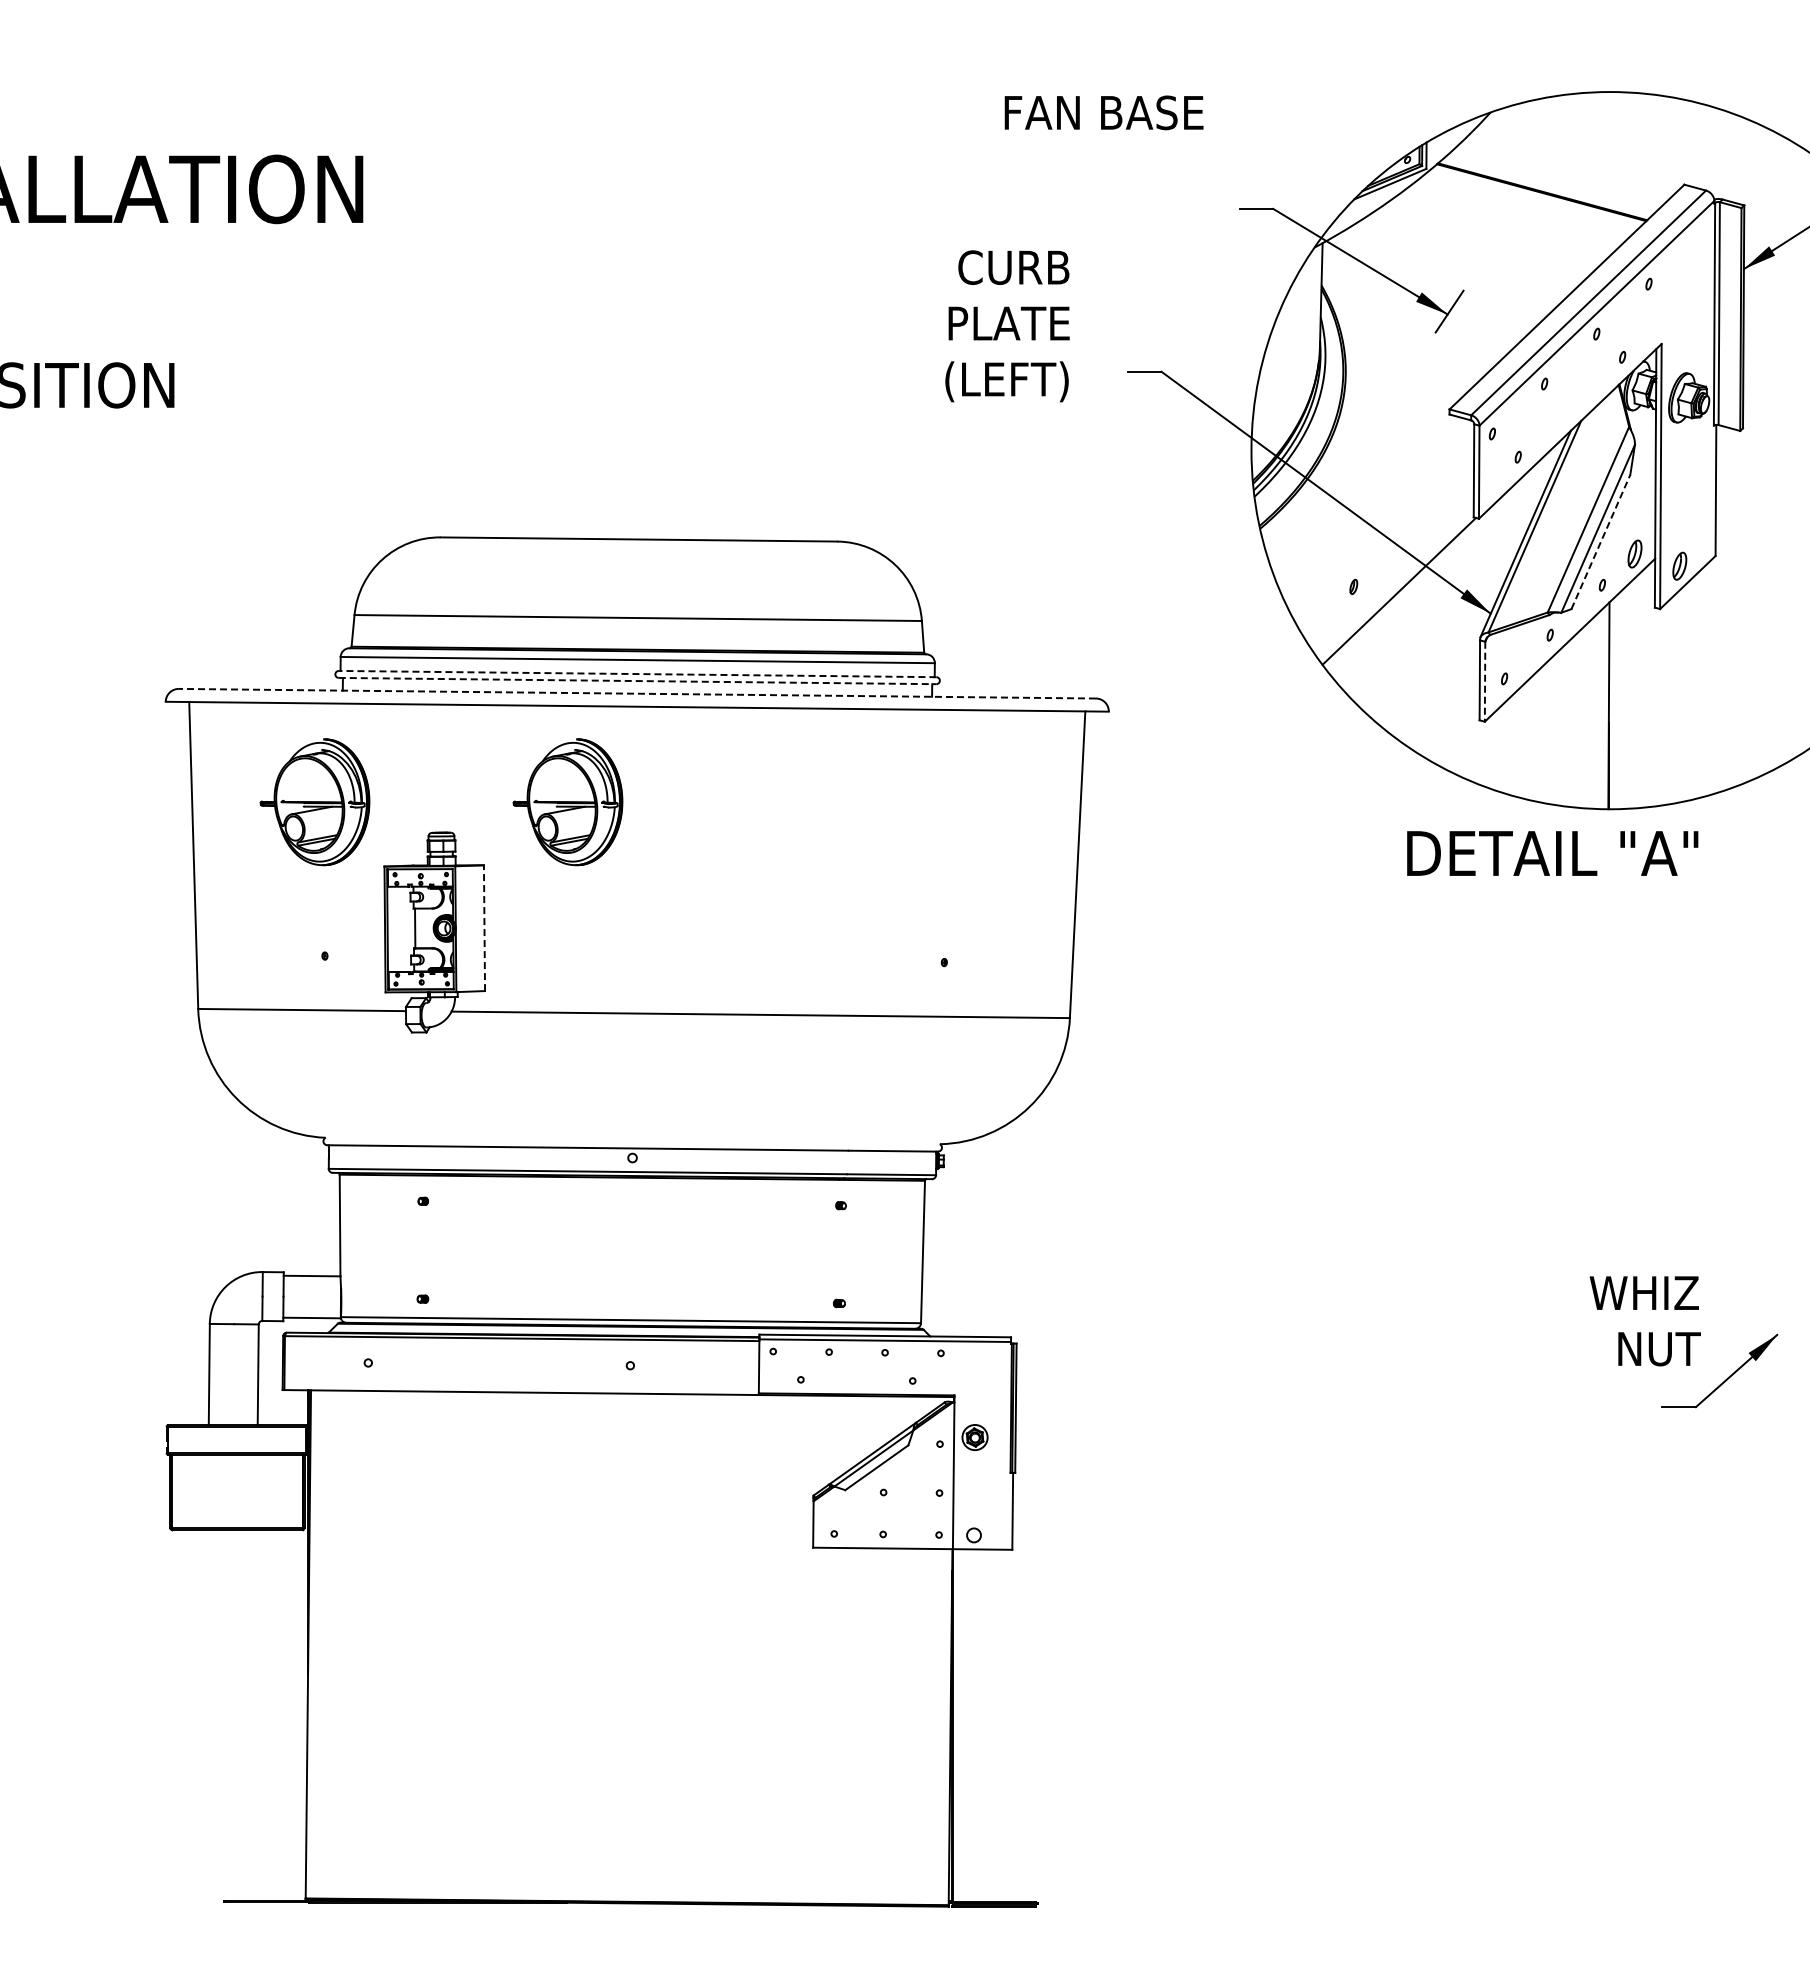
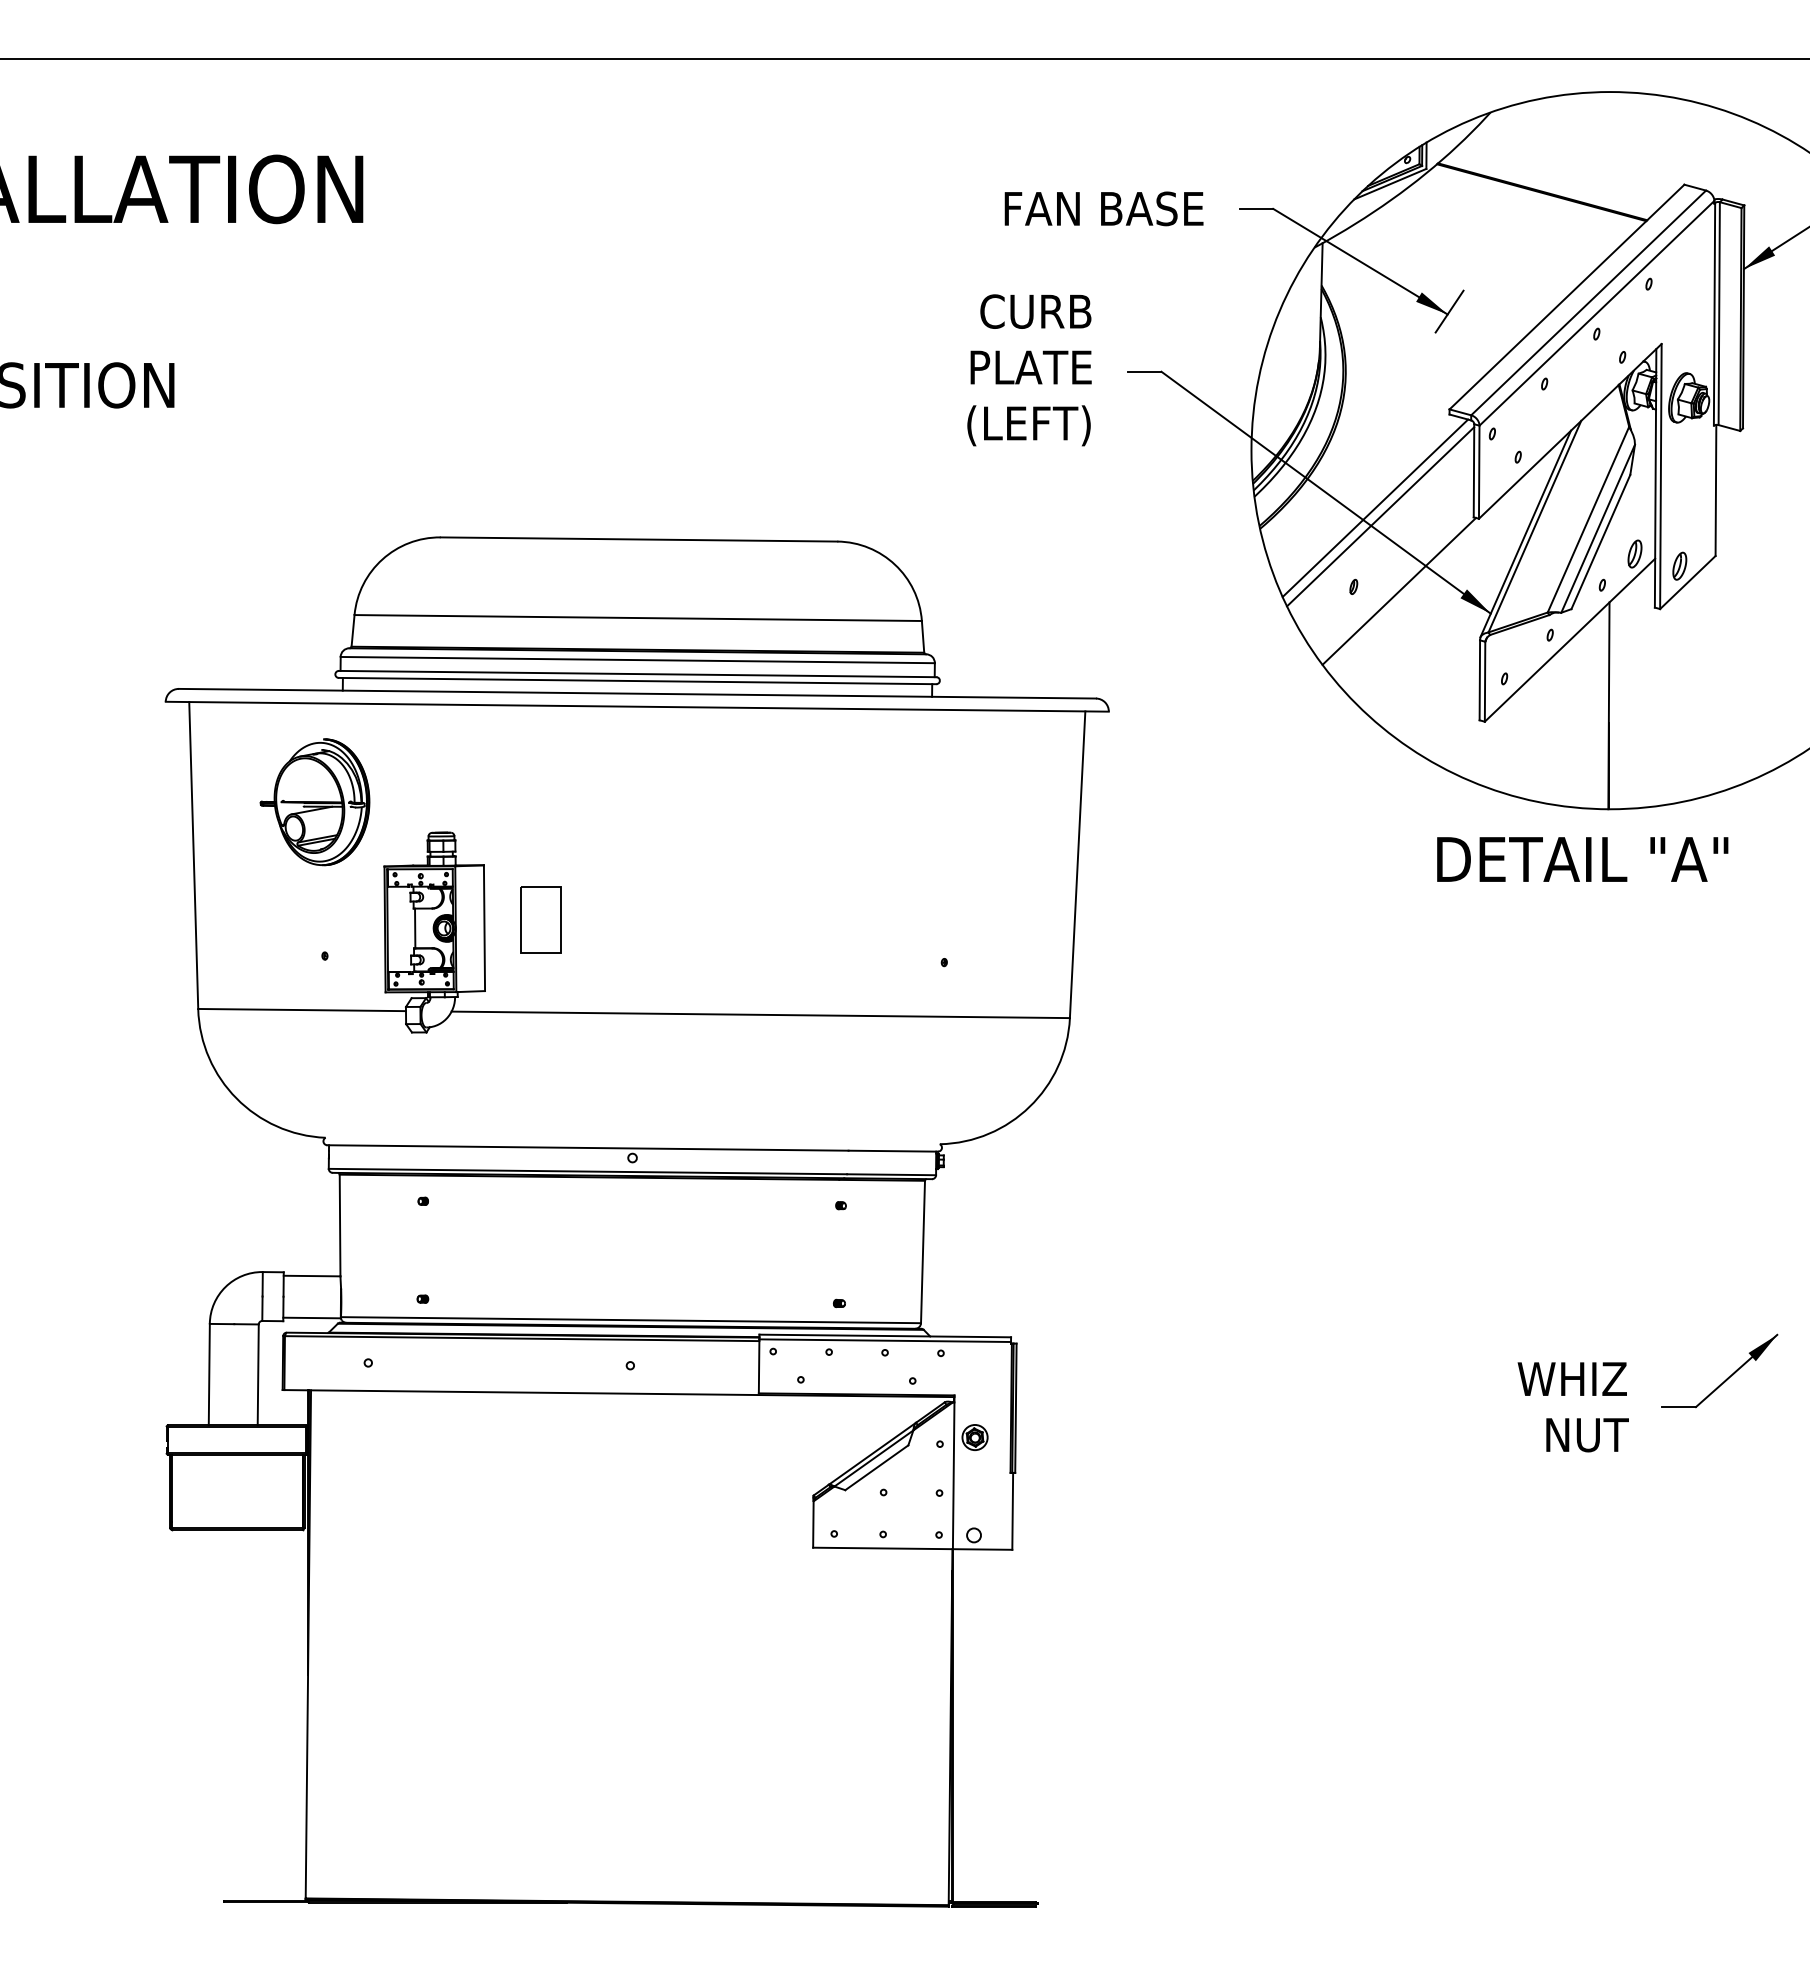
line: none -> present (904, 58)
text position: (1103, 112) -> (1103, 208) (1103, 208)
text position: (1007, 326) -> (1029, 370) (1029, 370)
line: none -> present (1375, 507)
line: none -> present (1380, 516)
line: dashed -> solid (1601, 541)
line: dashed -> solid (637, 674)
line: dashed -> solid (637, 681)
line: dashed -> solid (1485, 681)
line: dashed -> solid (637, 693)
part: present -> none (567, 802)
text position: (1552, 853) -> (1582, 859) (1582, 859)
part: none -> present (540, 919)
line: dashed -> solid (484, 928)
text position: (1644, 1321) -> (1572, 1407) (1572, 1407)
